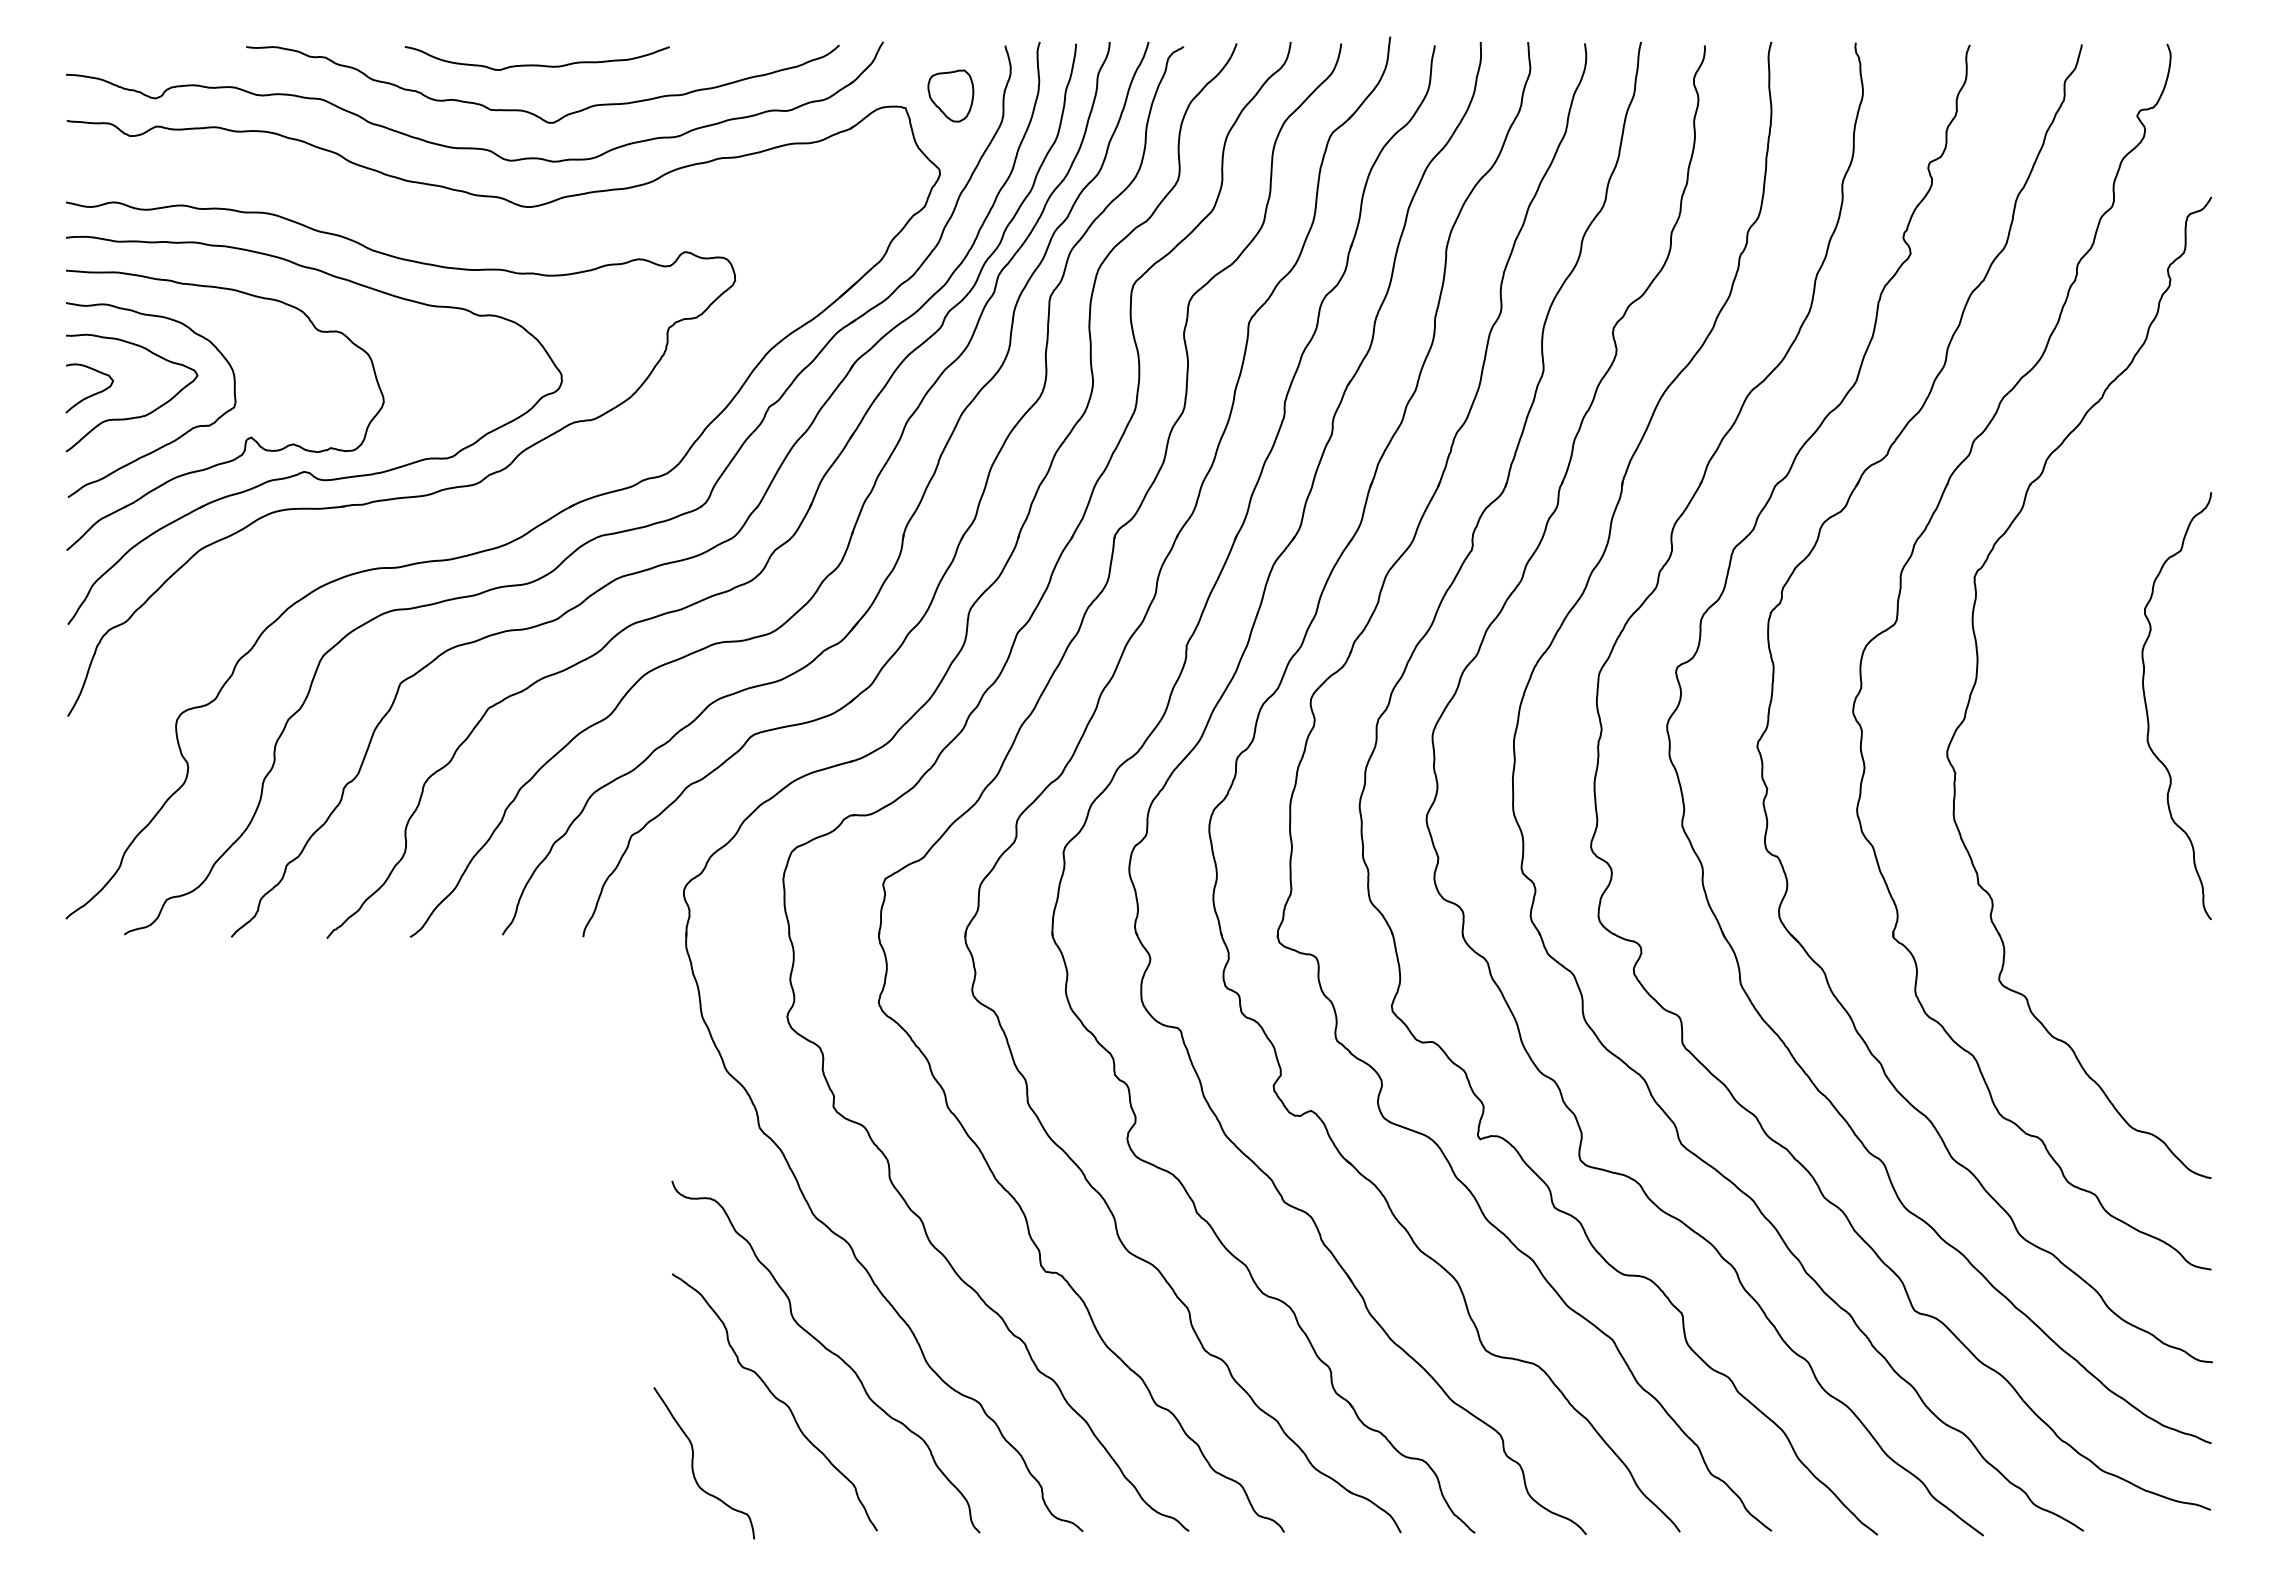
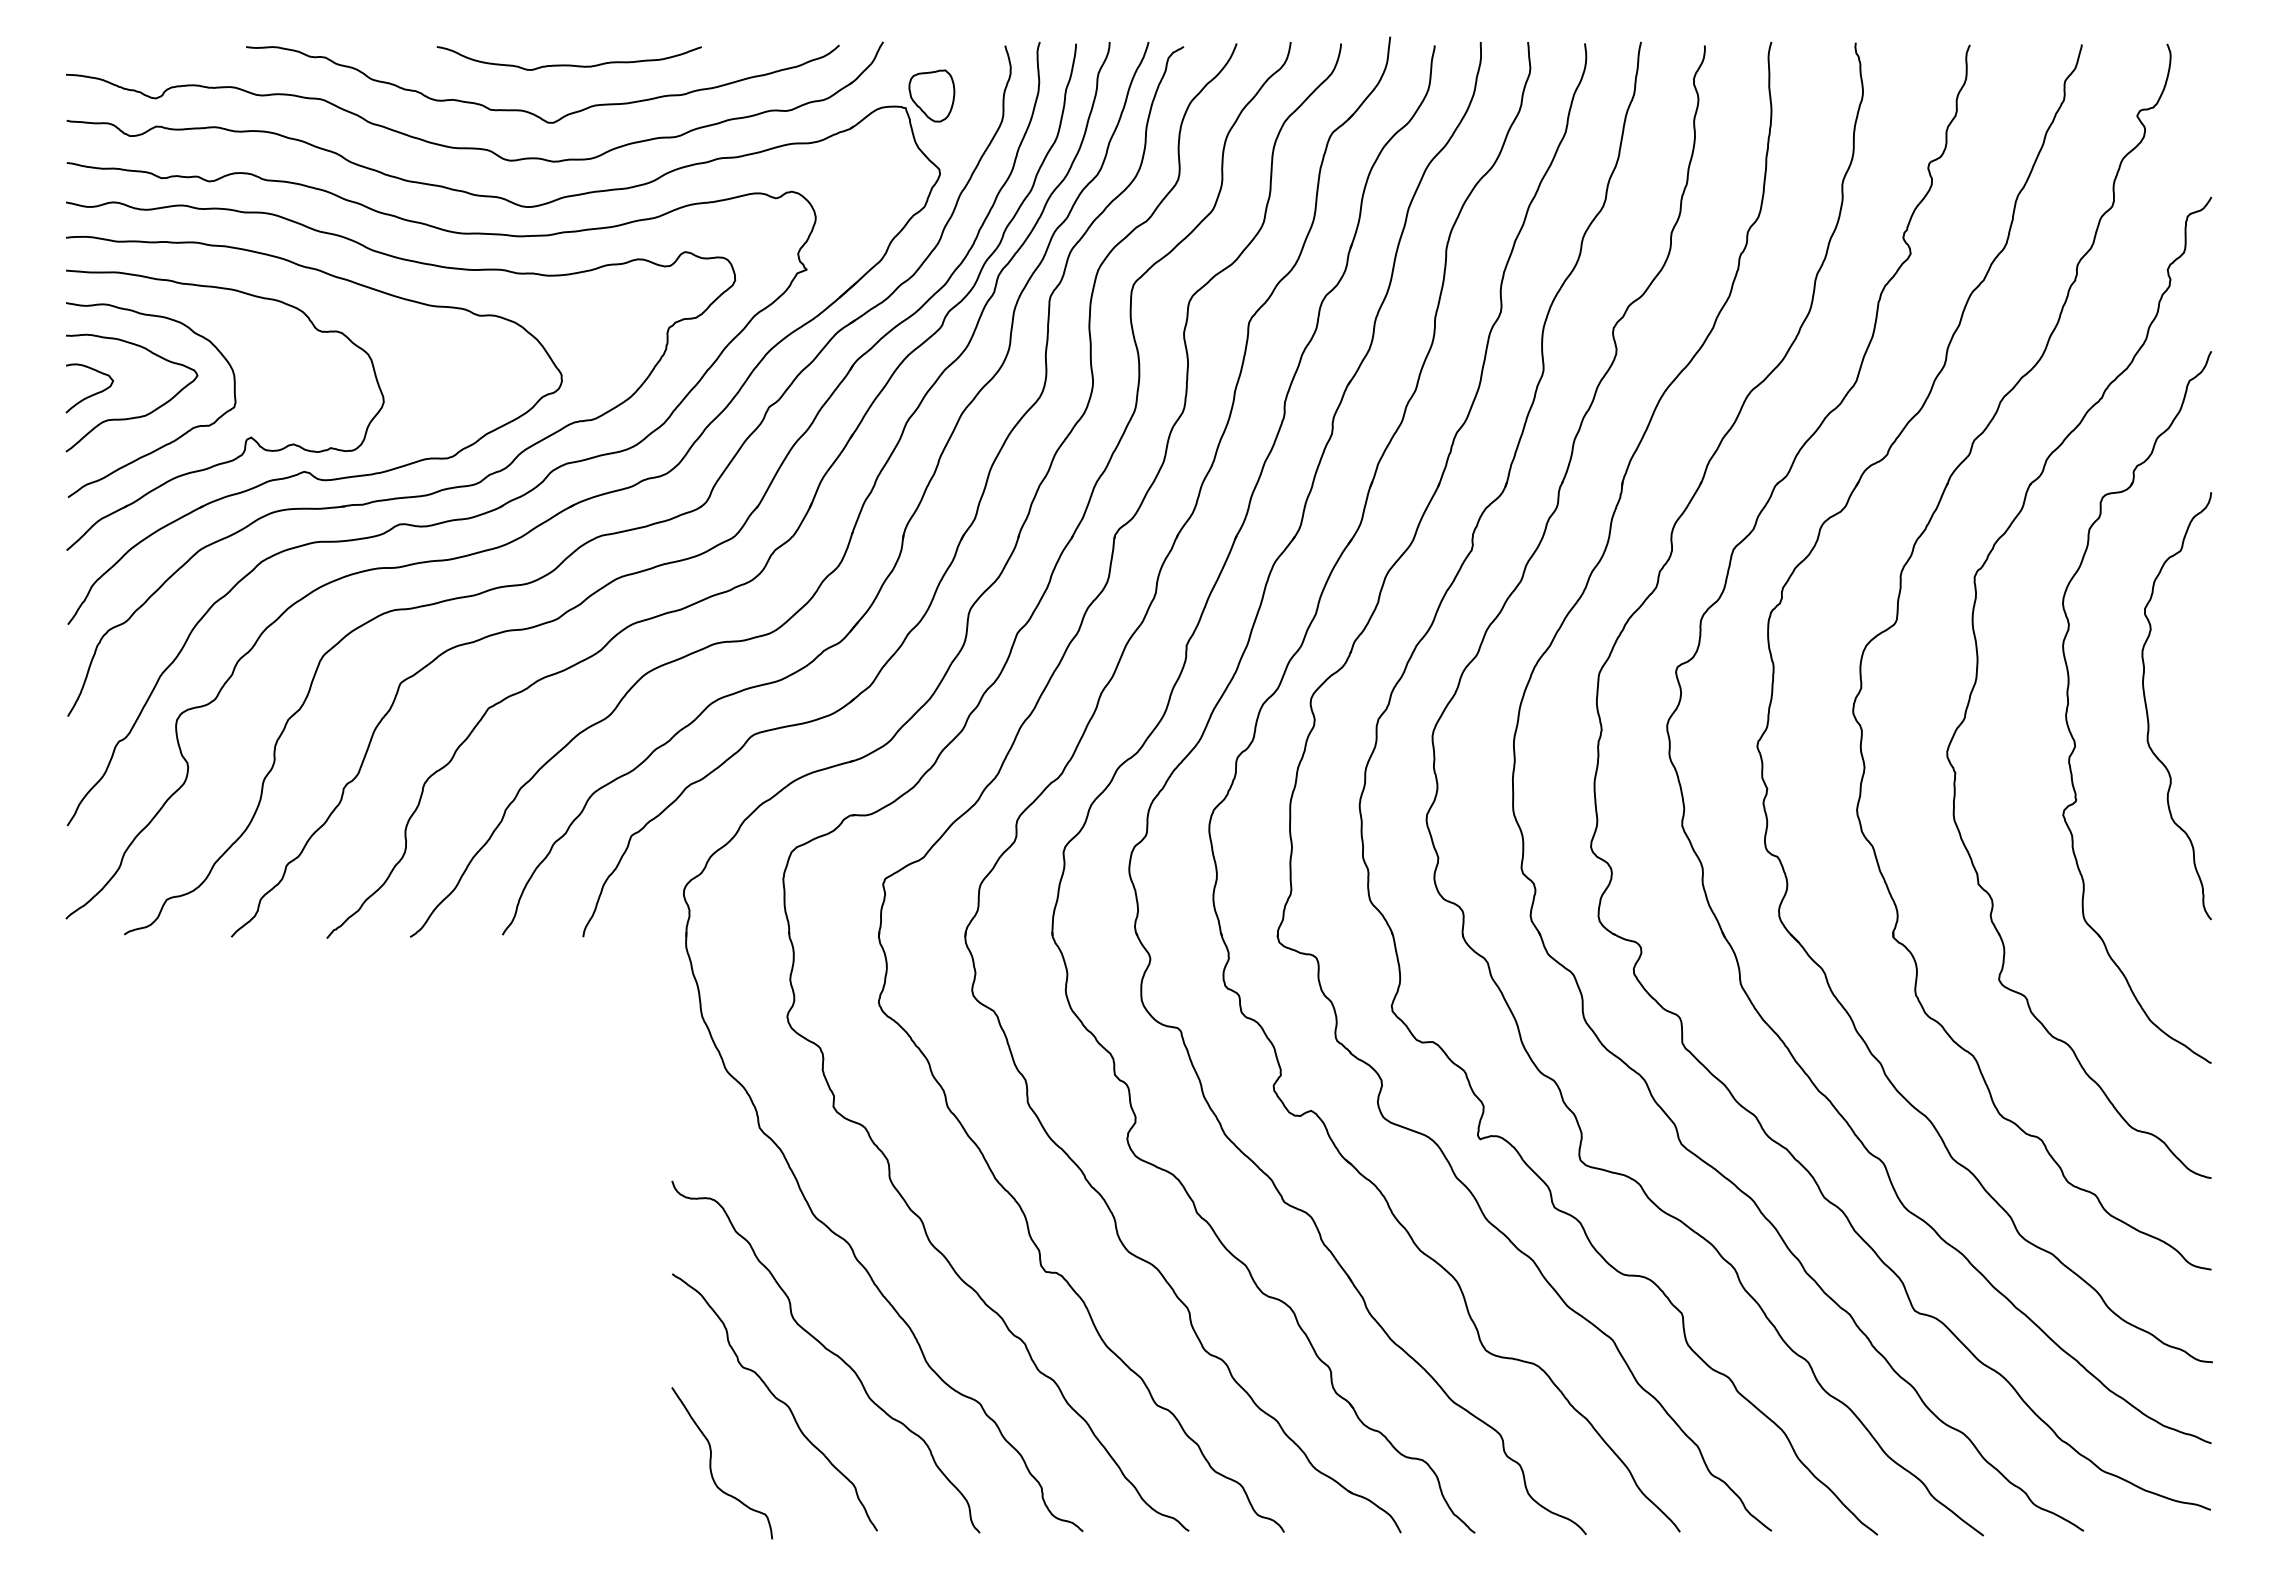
curve position: (536, 64) -> (568, 64) (568, 64)
part position: (950, 95) -> (931, 95) (931, 95)
part: none -> present (446, 520)
part: none -> present (2068, 707)
curve position: (693, 1463) -> (711, 1463) (711, 1463)
